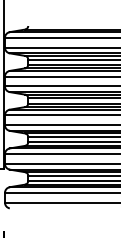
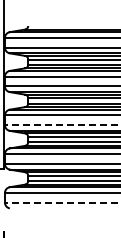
line: solid -> dashed (62, 125)
line: solid -> dashed (62, 202)
